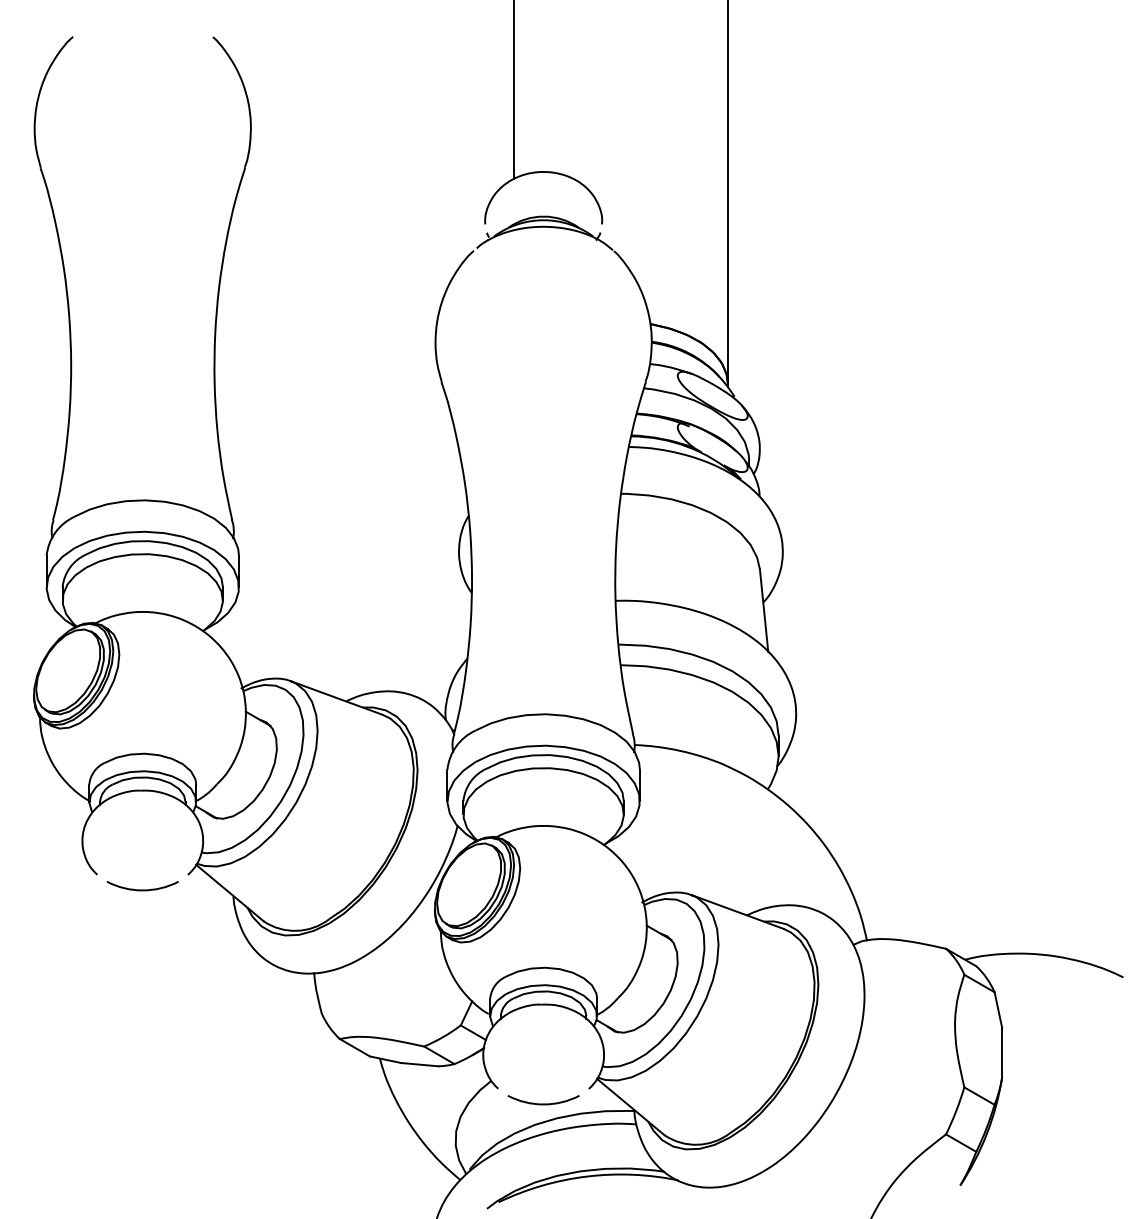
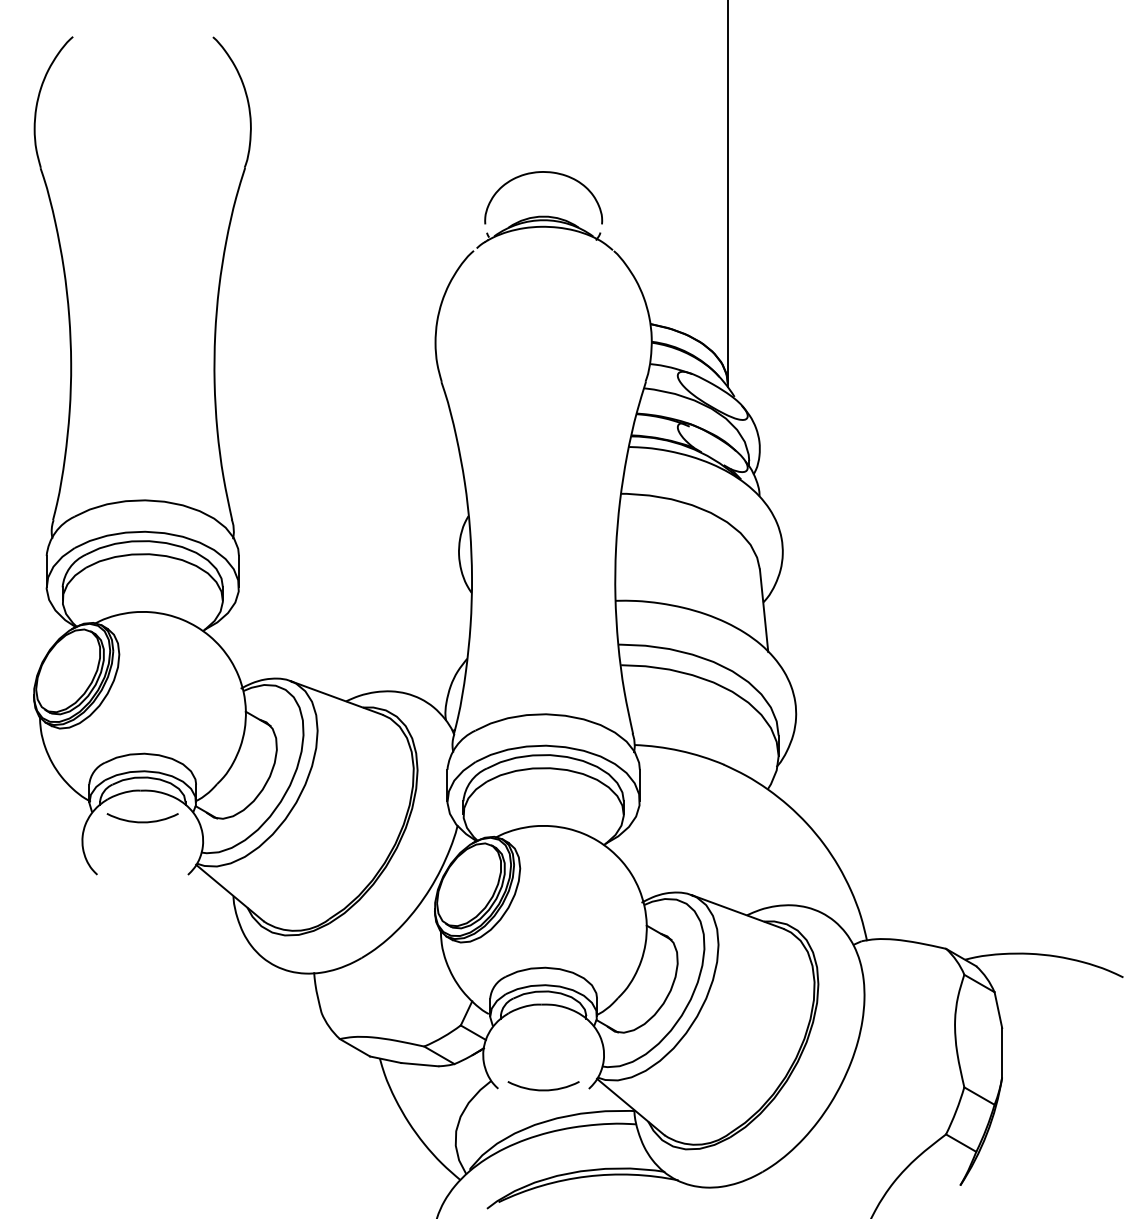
line: present -> none (514, 90)
arc position: (142, 889) -> (142, 821) (142, 821)
arc position: (543, 1103) -> (543, 1089) (543, 1089)
